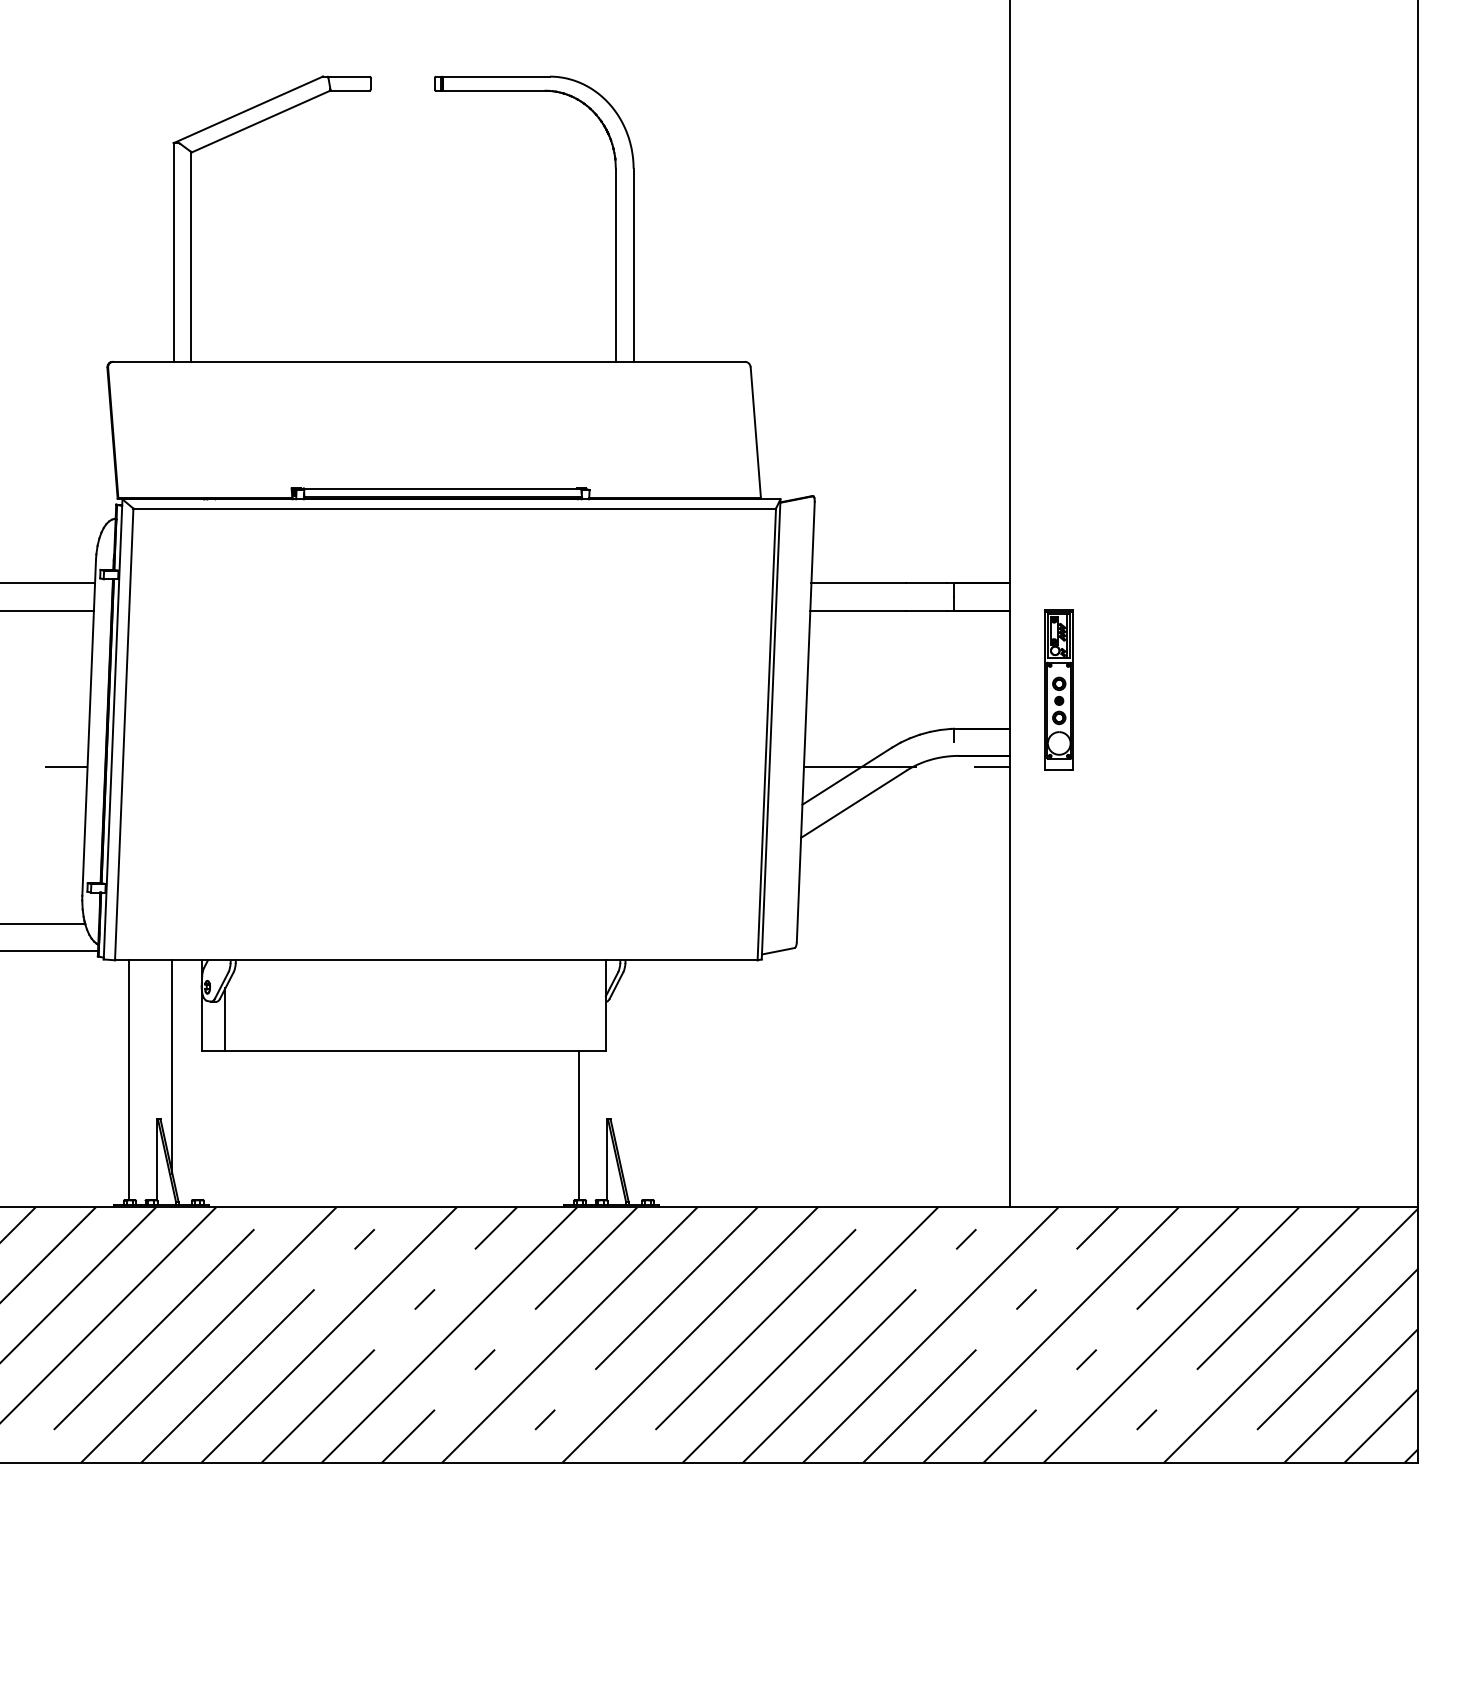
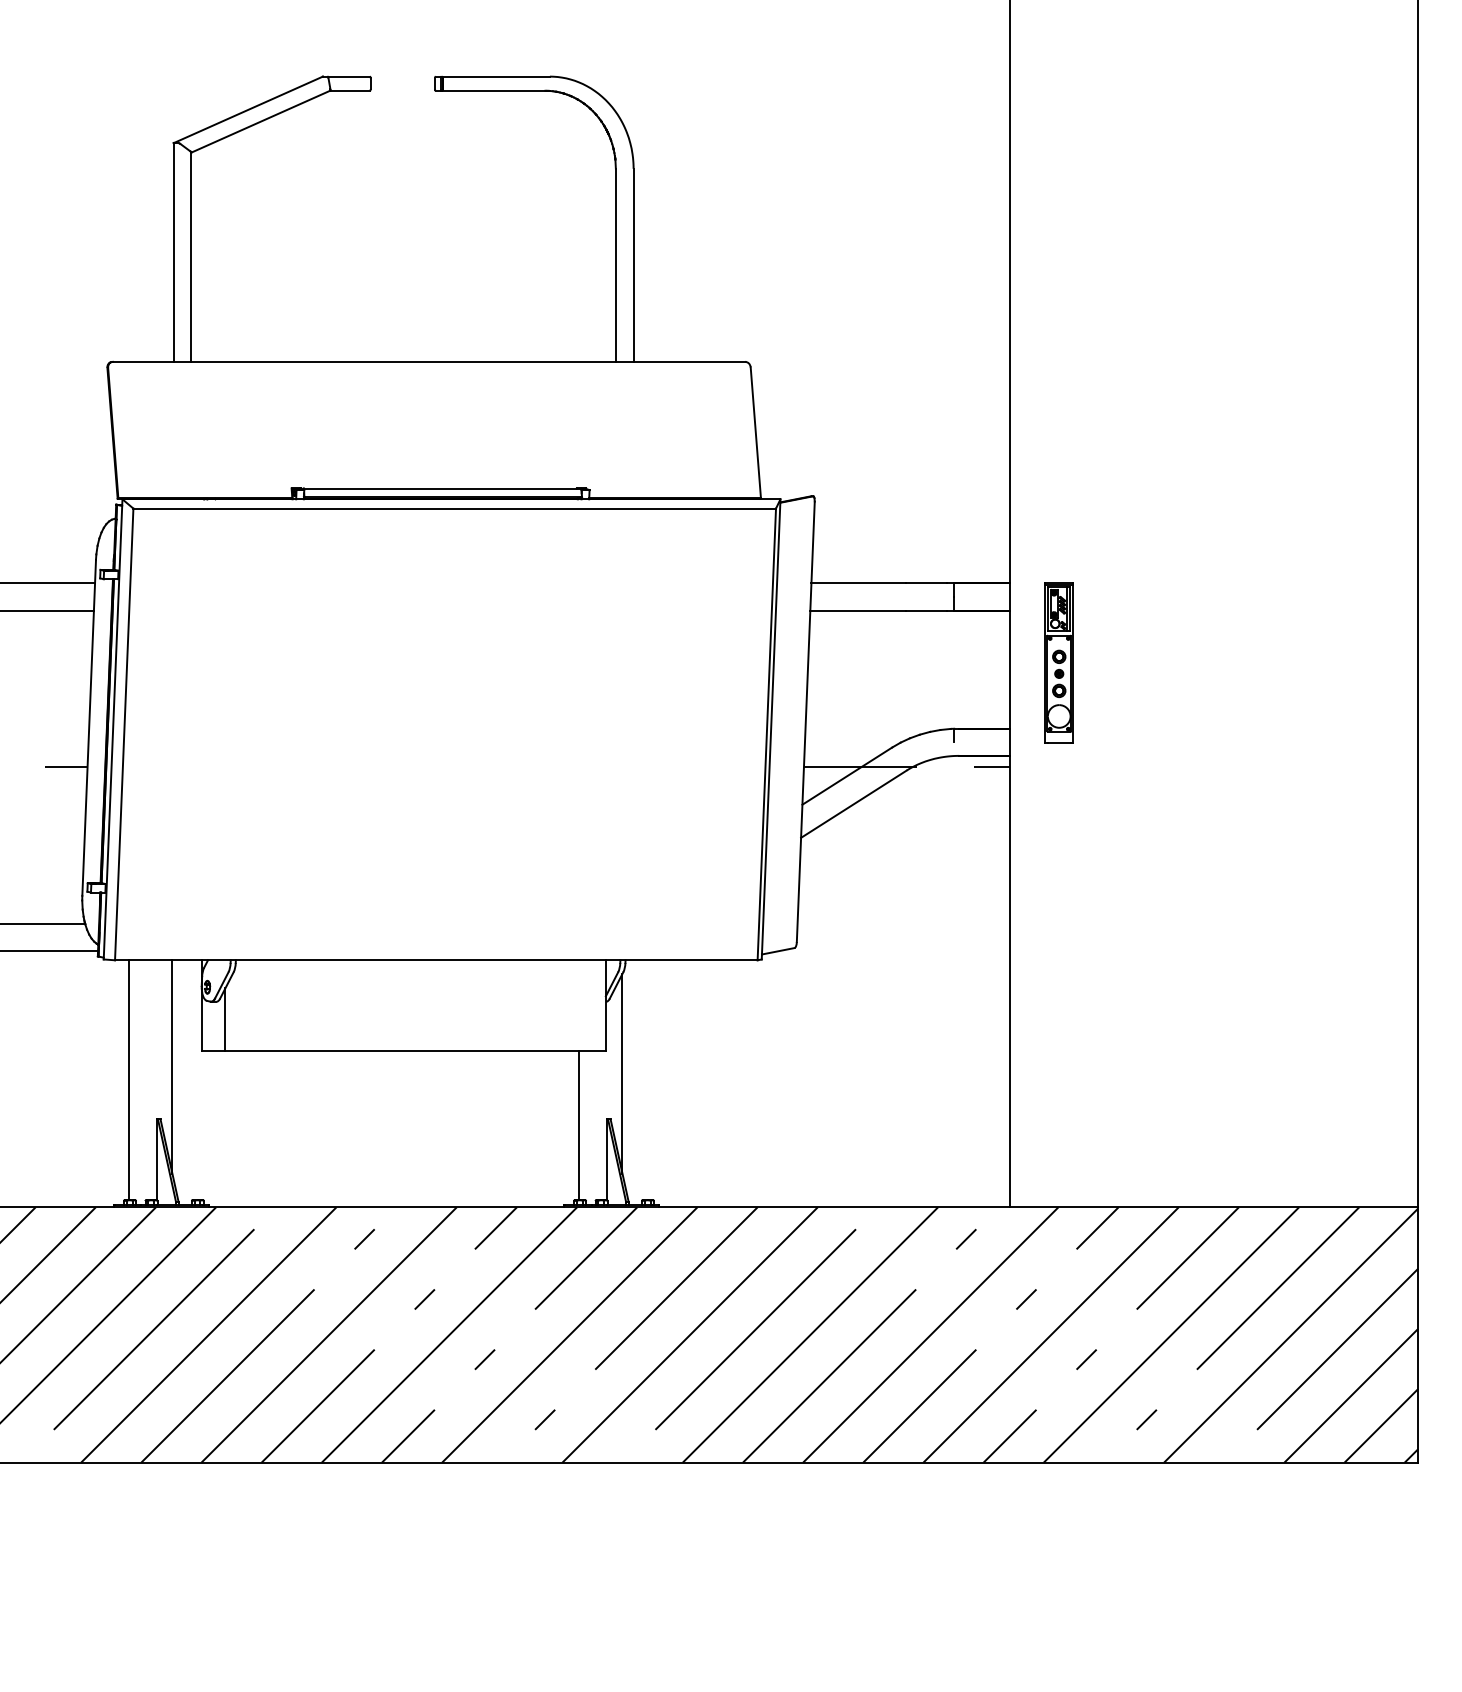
part position: (1058, 689) -> (1058, 662) (1058, 662)
line: none -> present (622, 1073)
